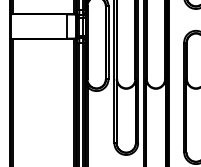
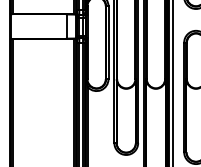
line: none -> present (173, 82)
